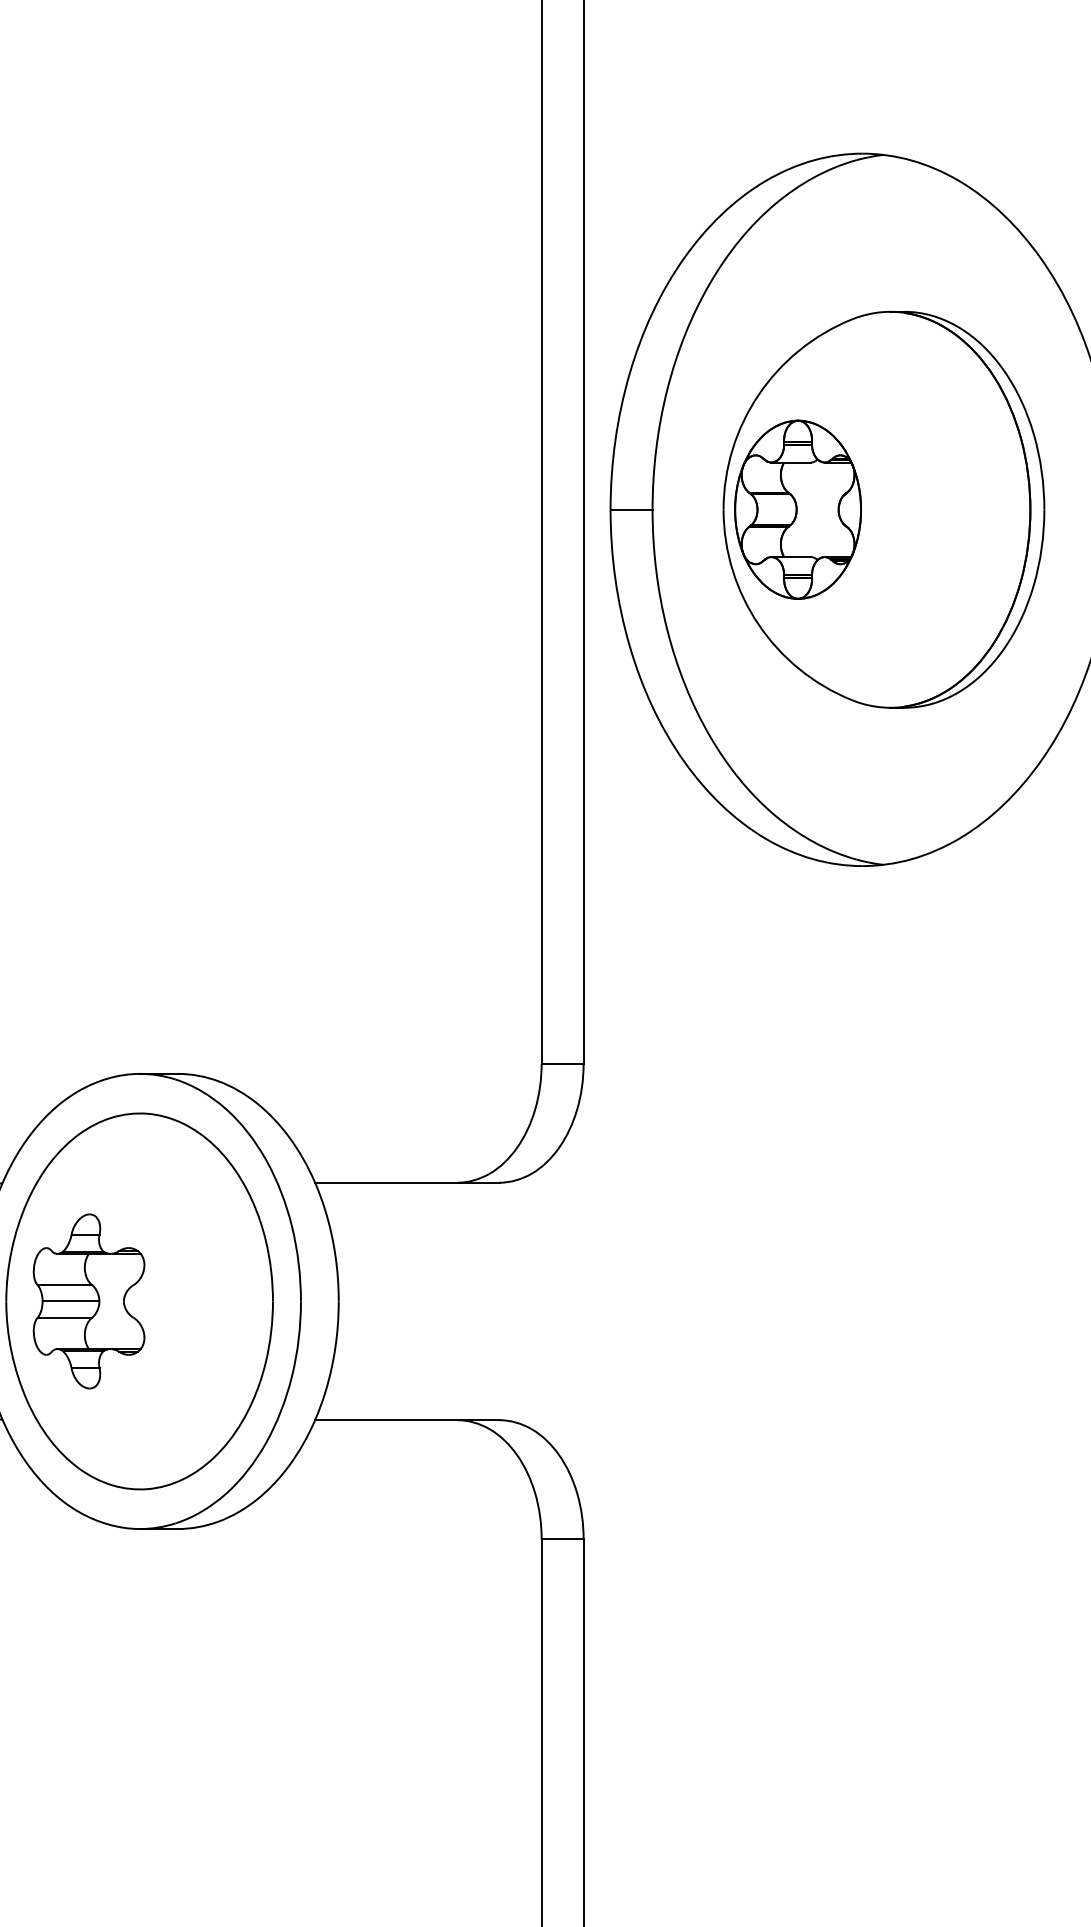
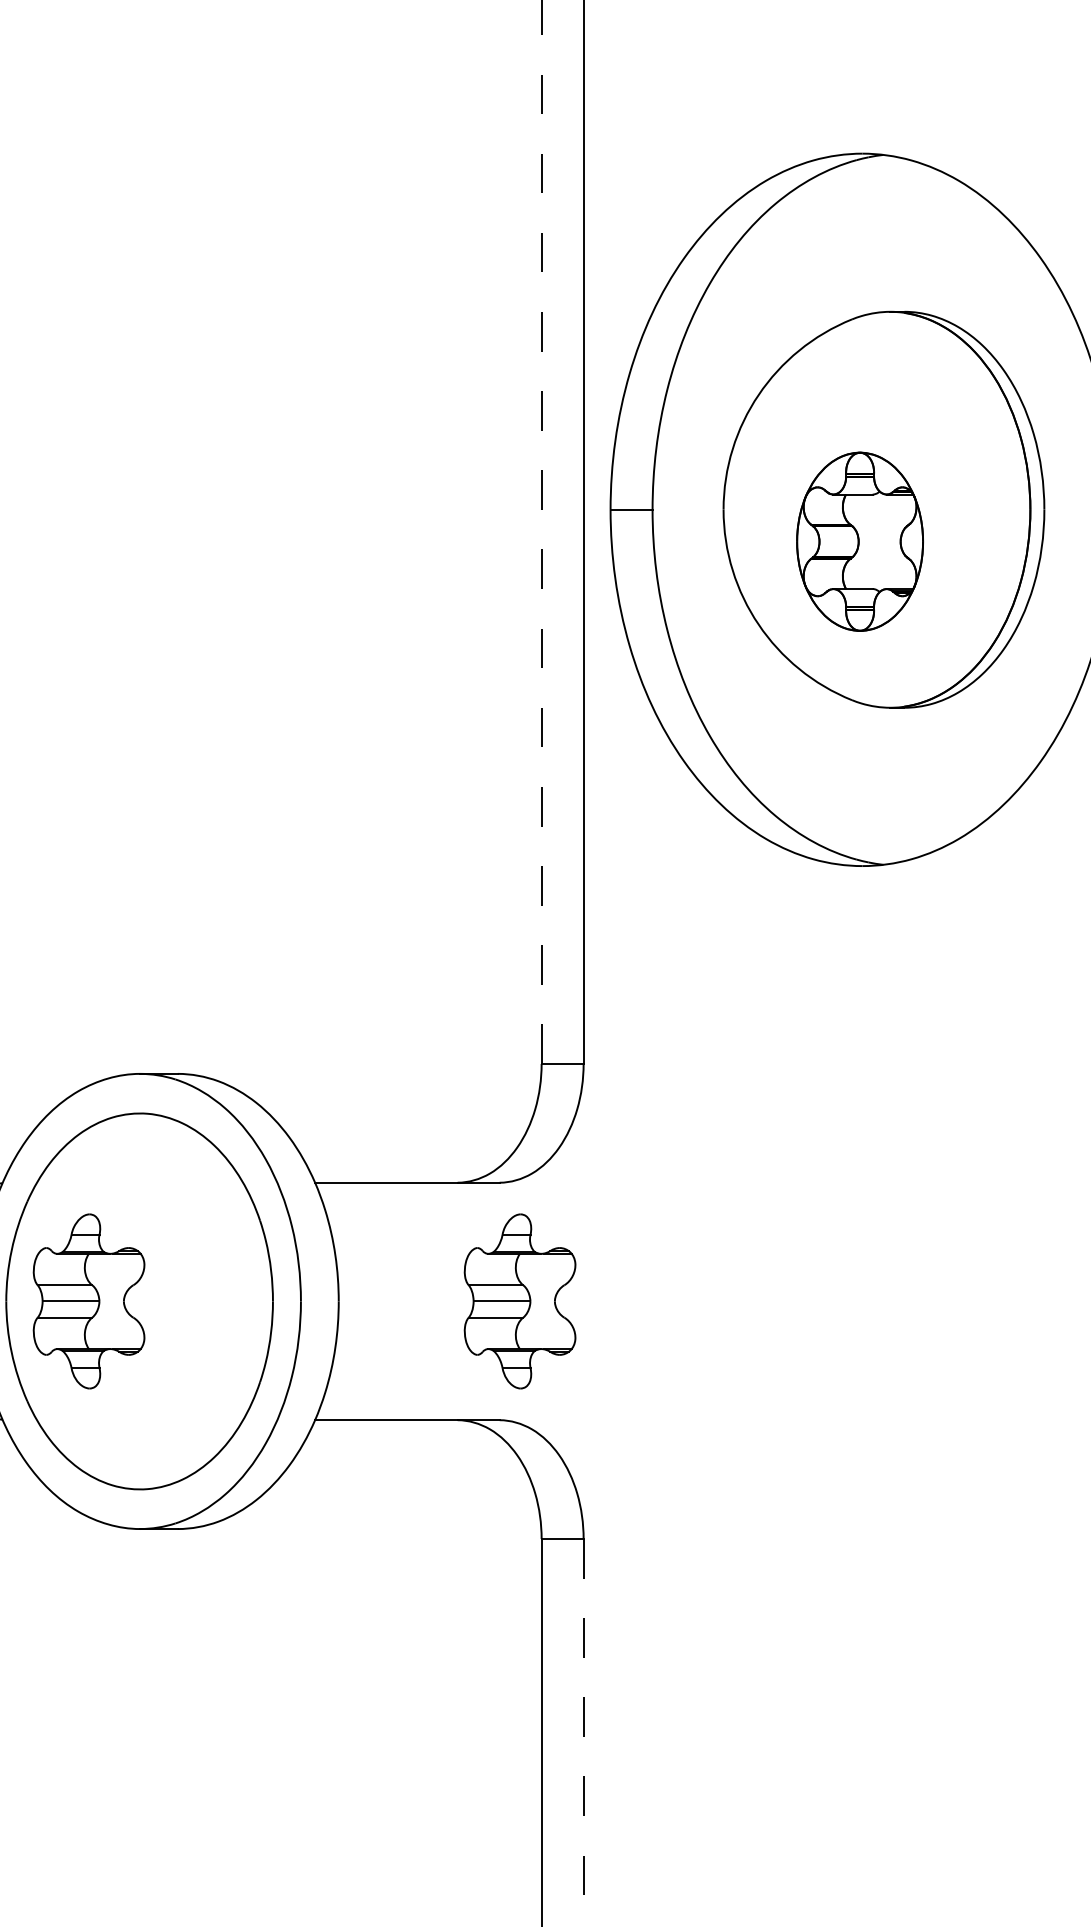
part position: (797, 509) -> (859, 541) (859, 541)
line: solid -> dashed (541, 532)
part: none -> present (519, 1301)
line: solid -> dashed (583, 1732)
